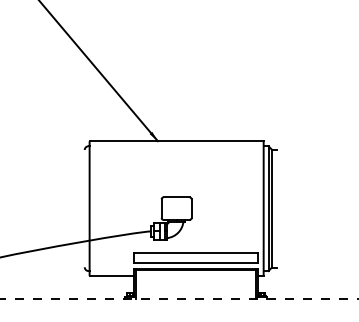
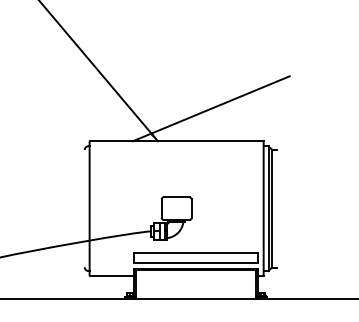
line: none -> present (210, 108)
line: dashed -> solid (180, 298)
